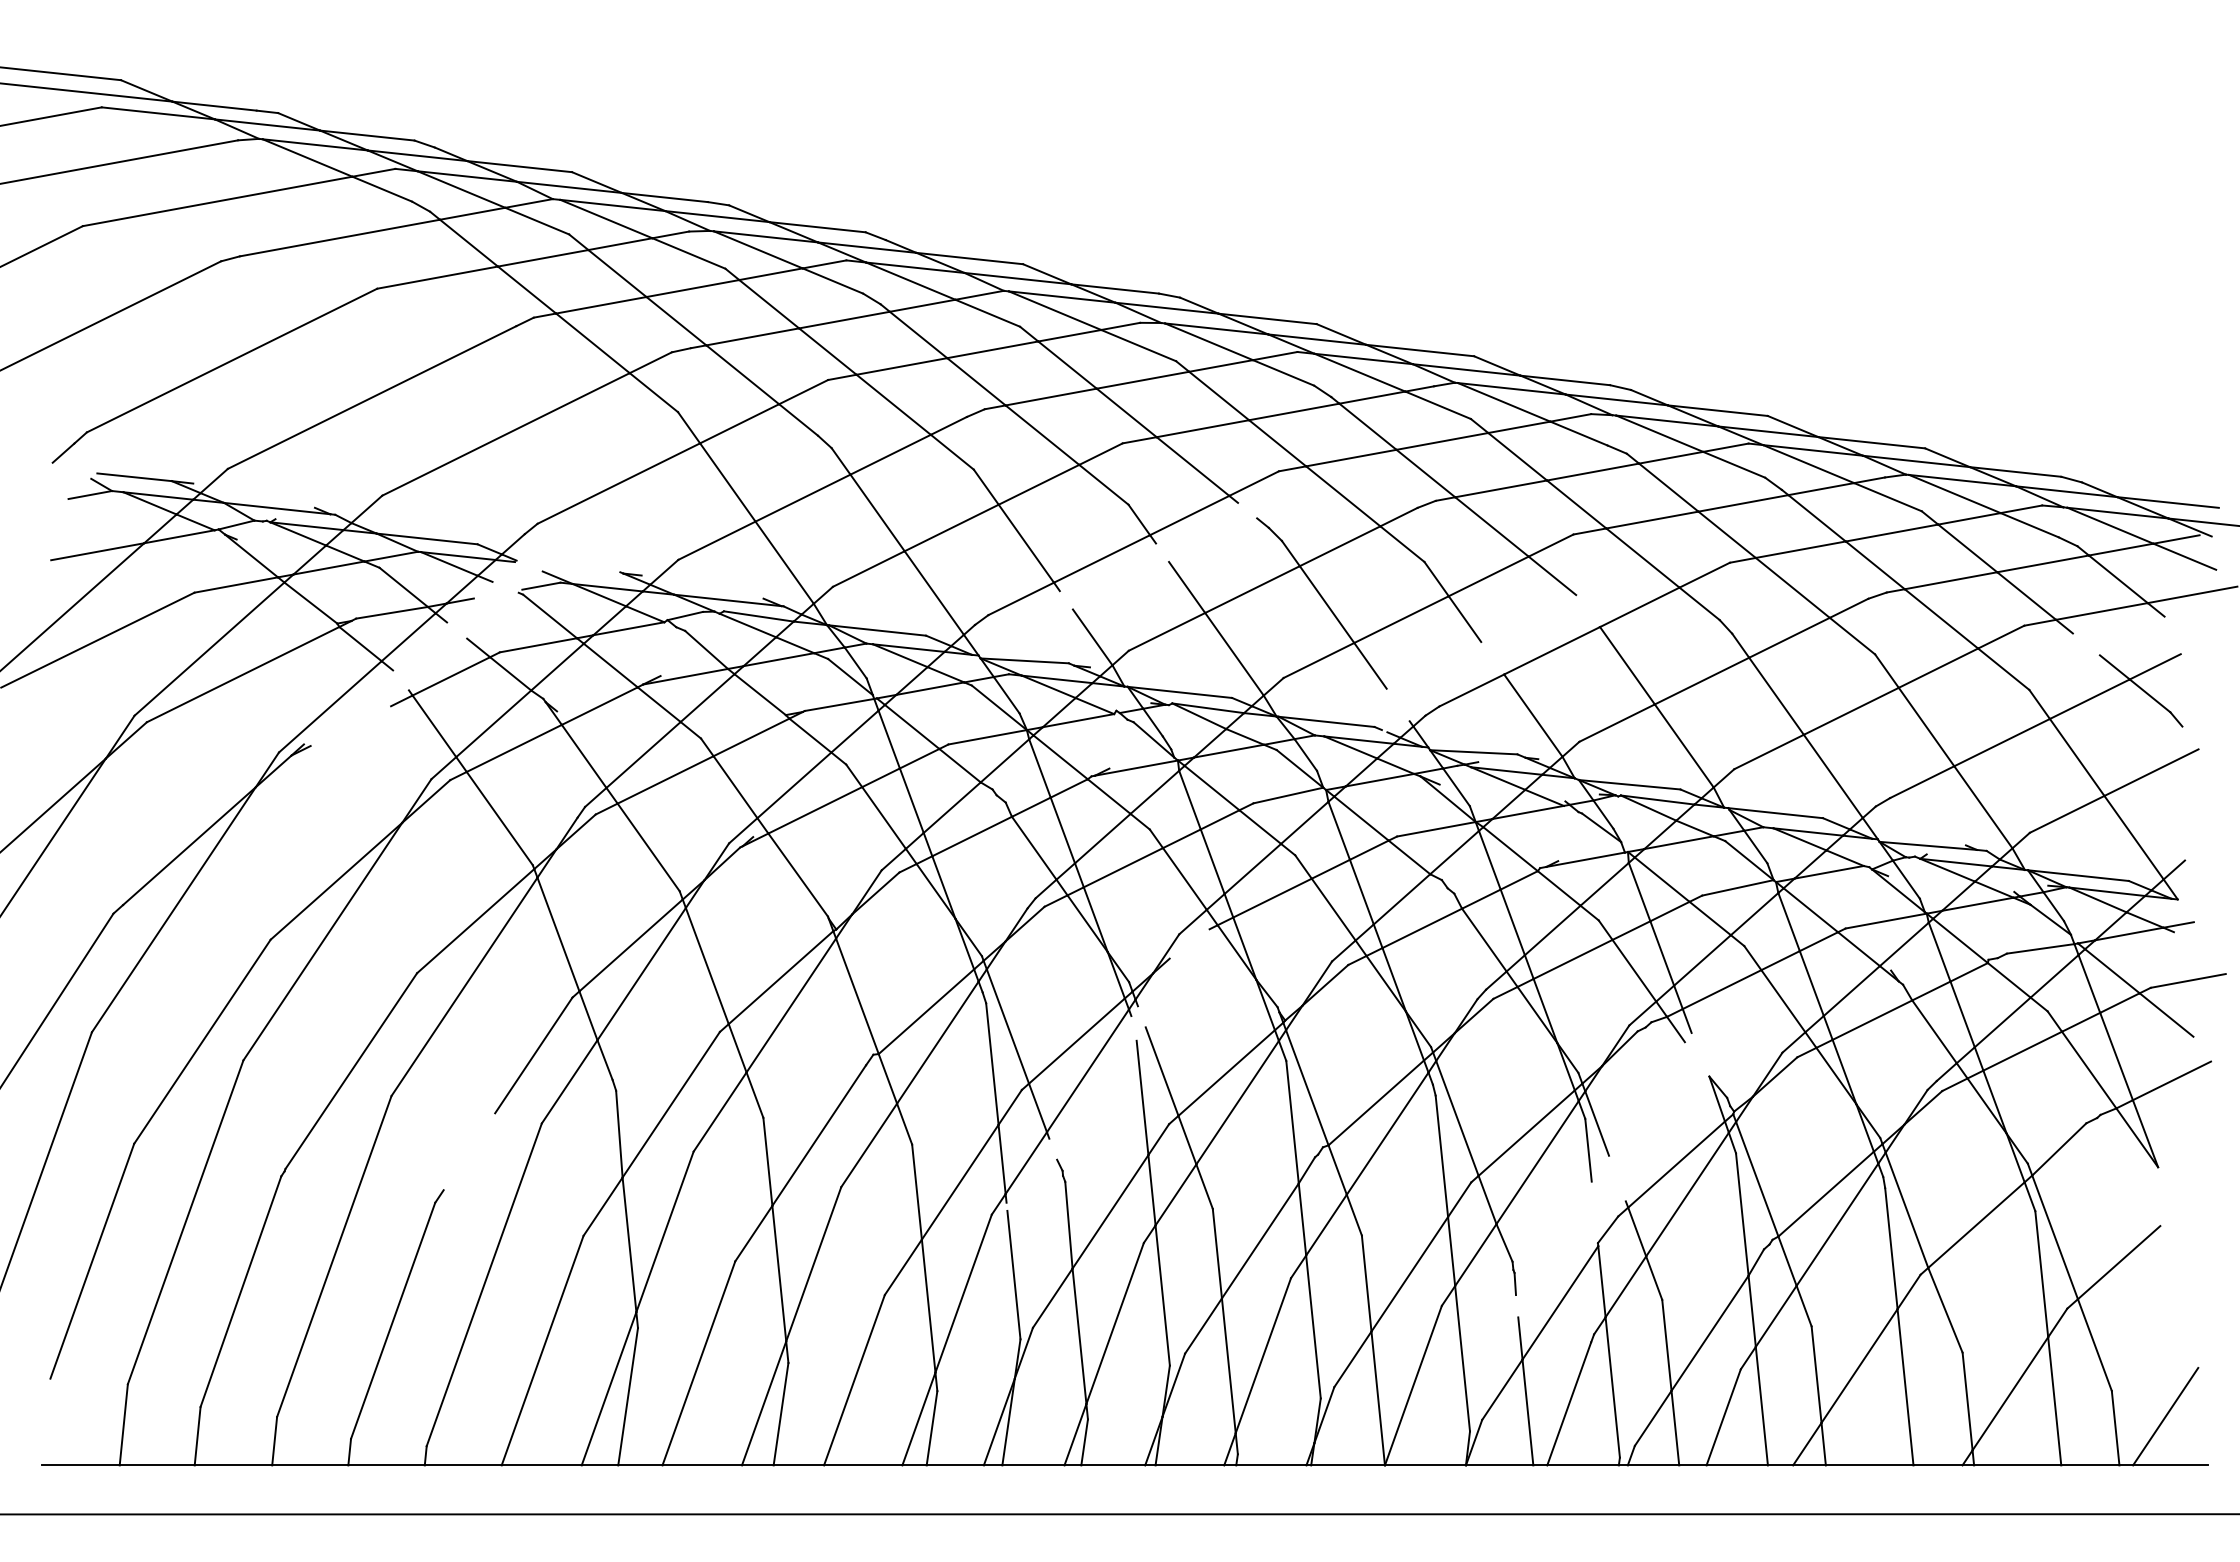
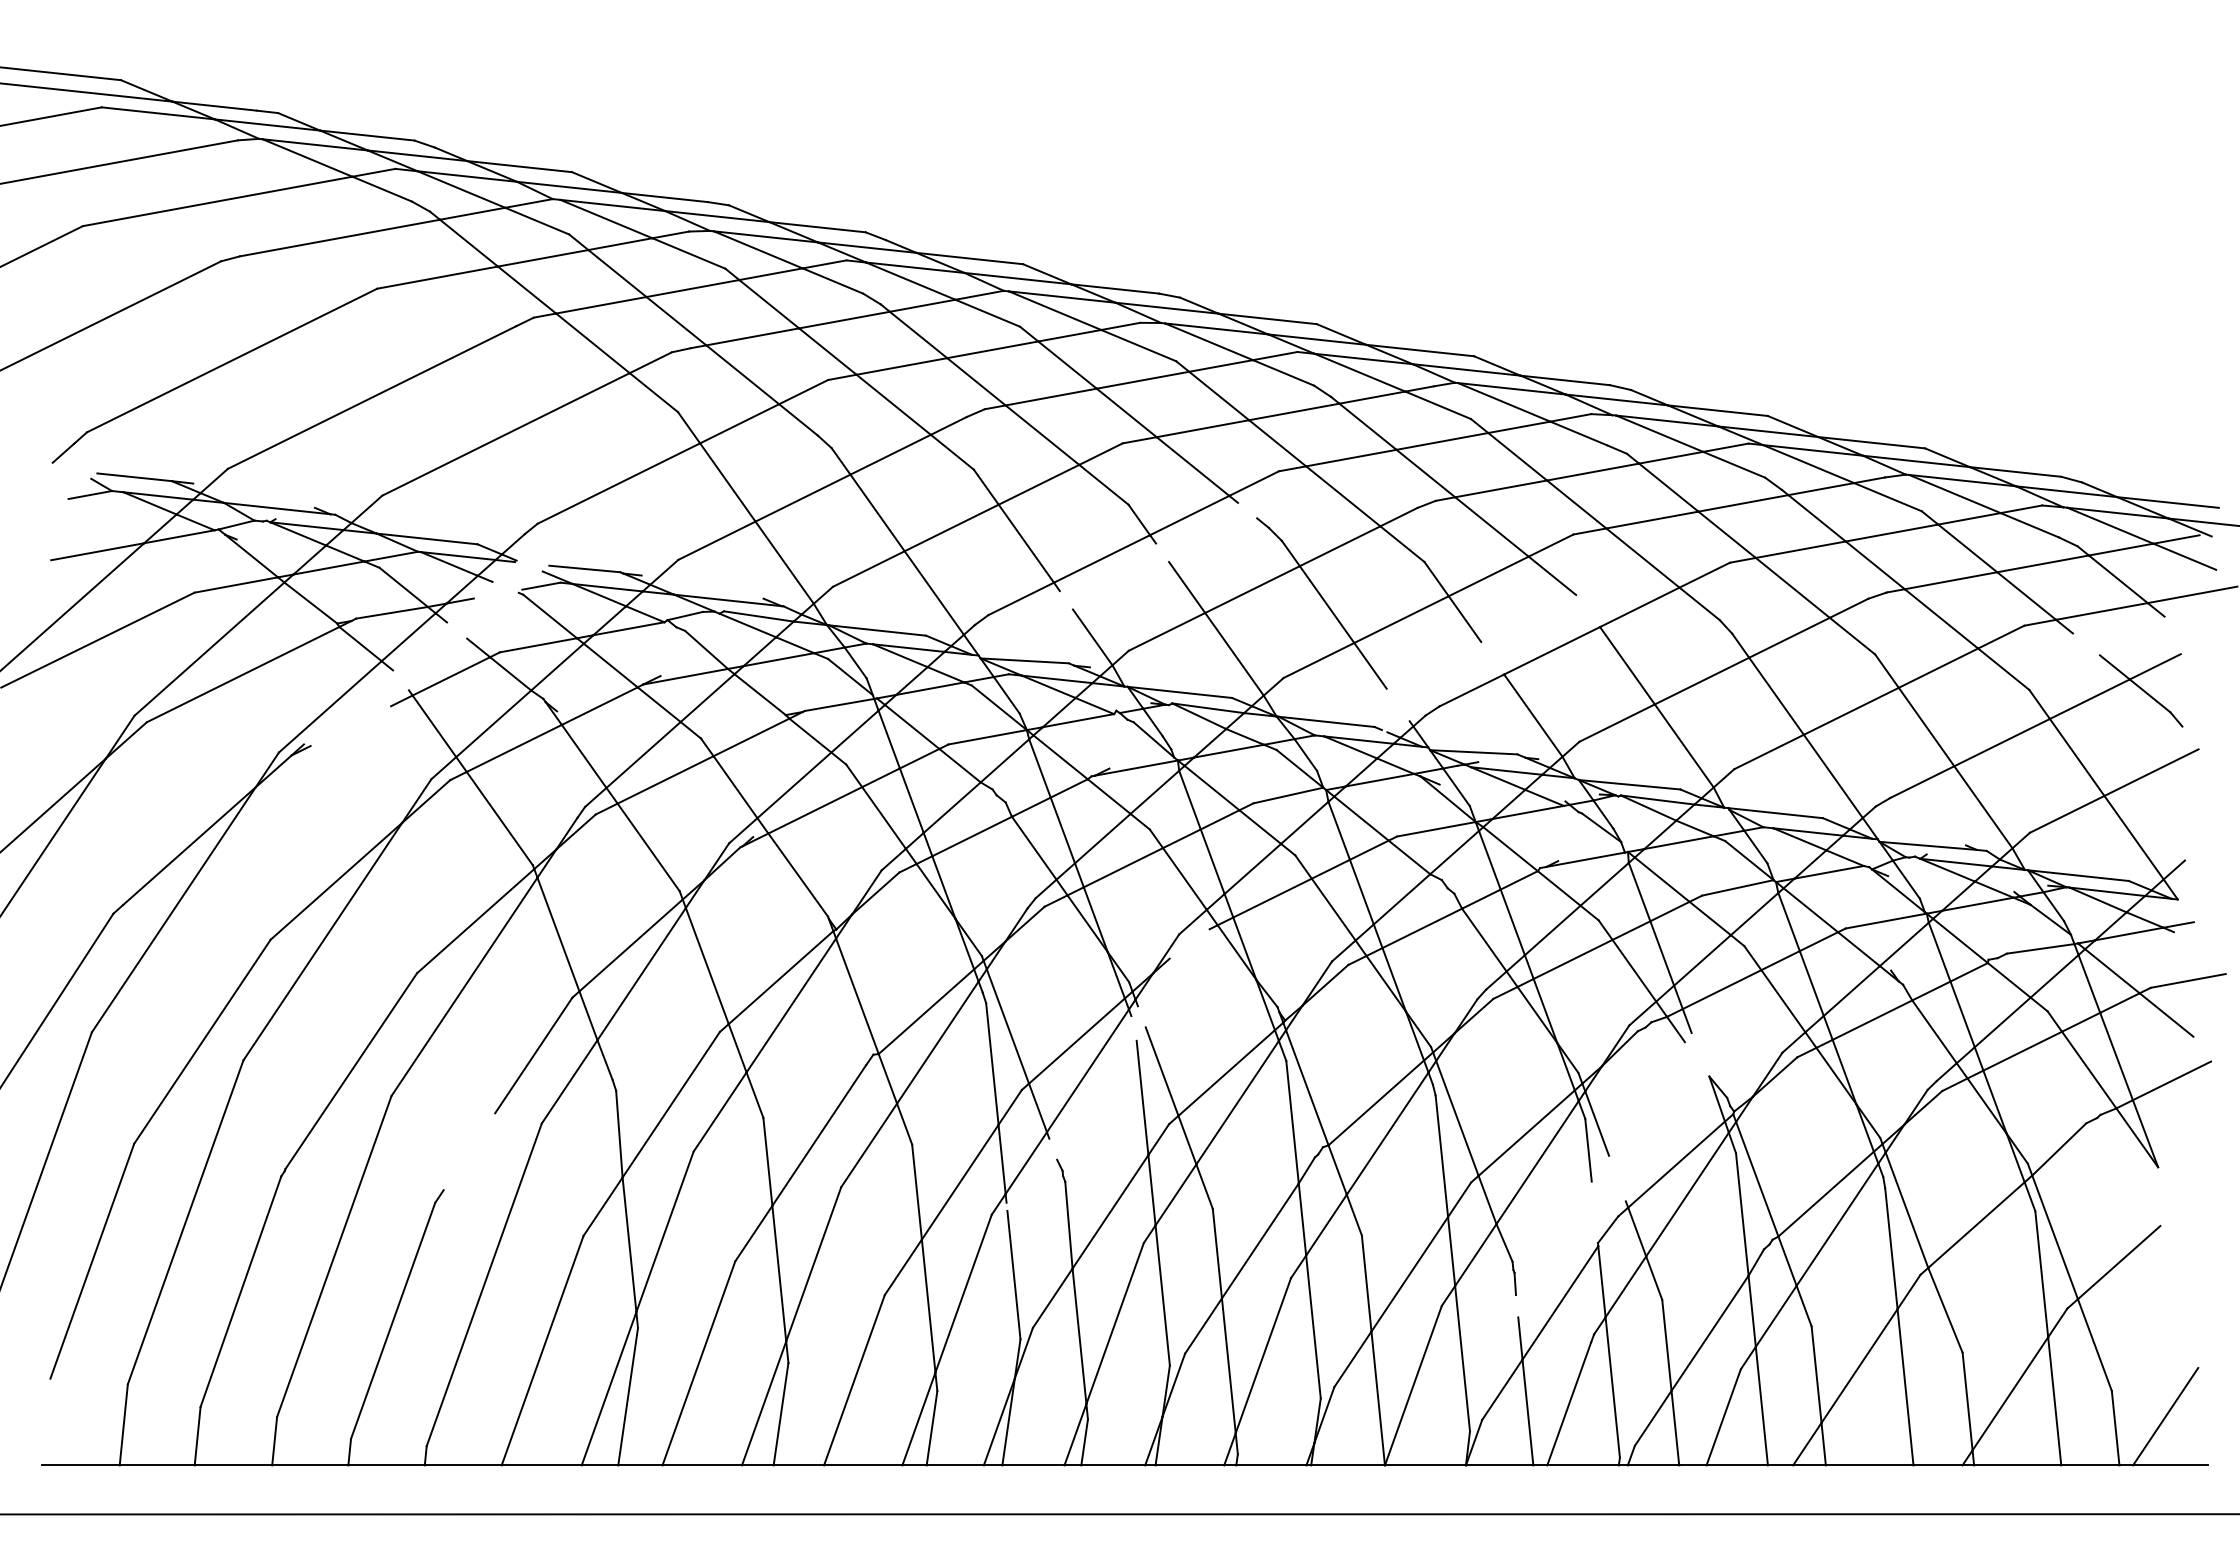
line: none -> present (584, 568)
